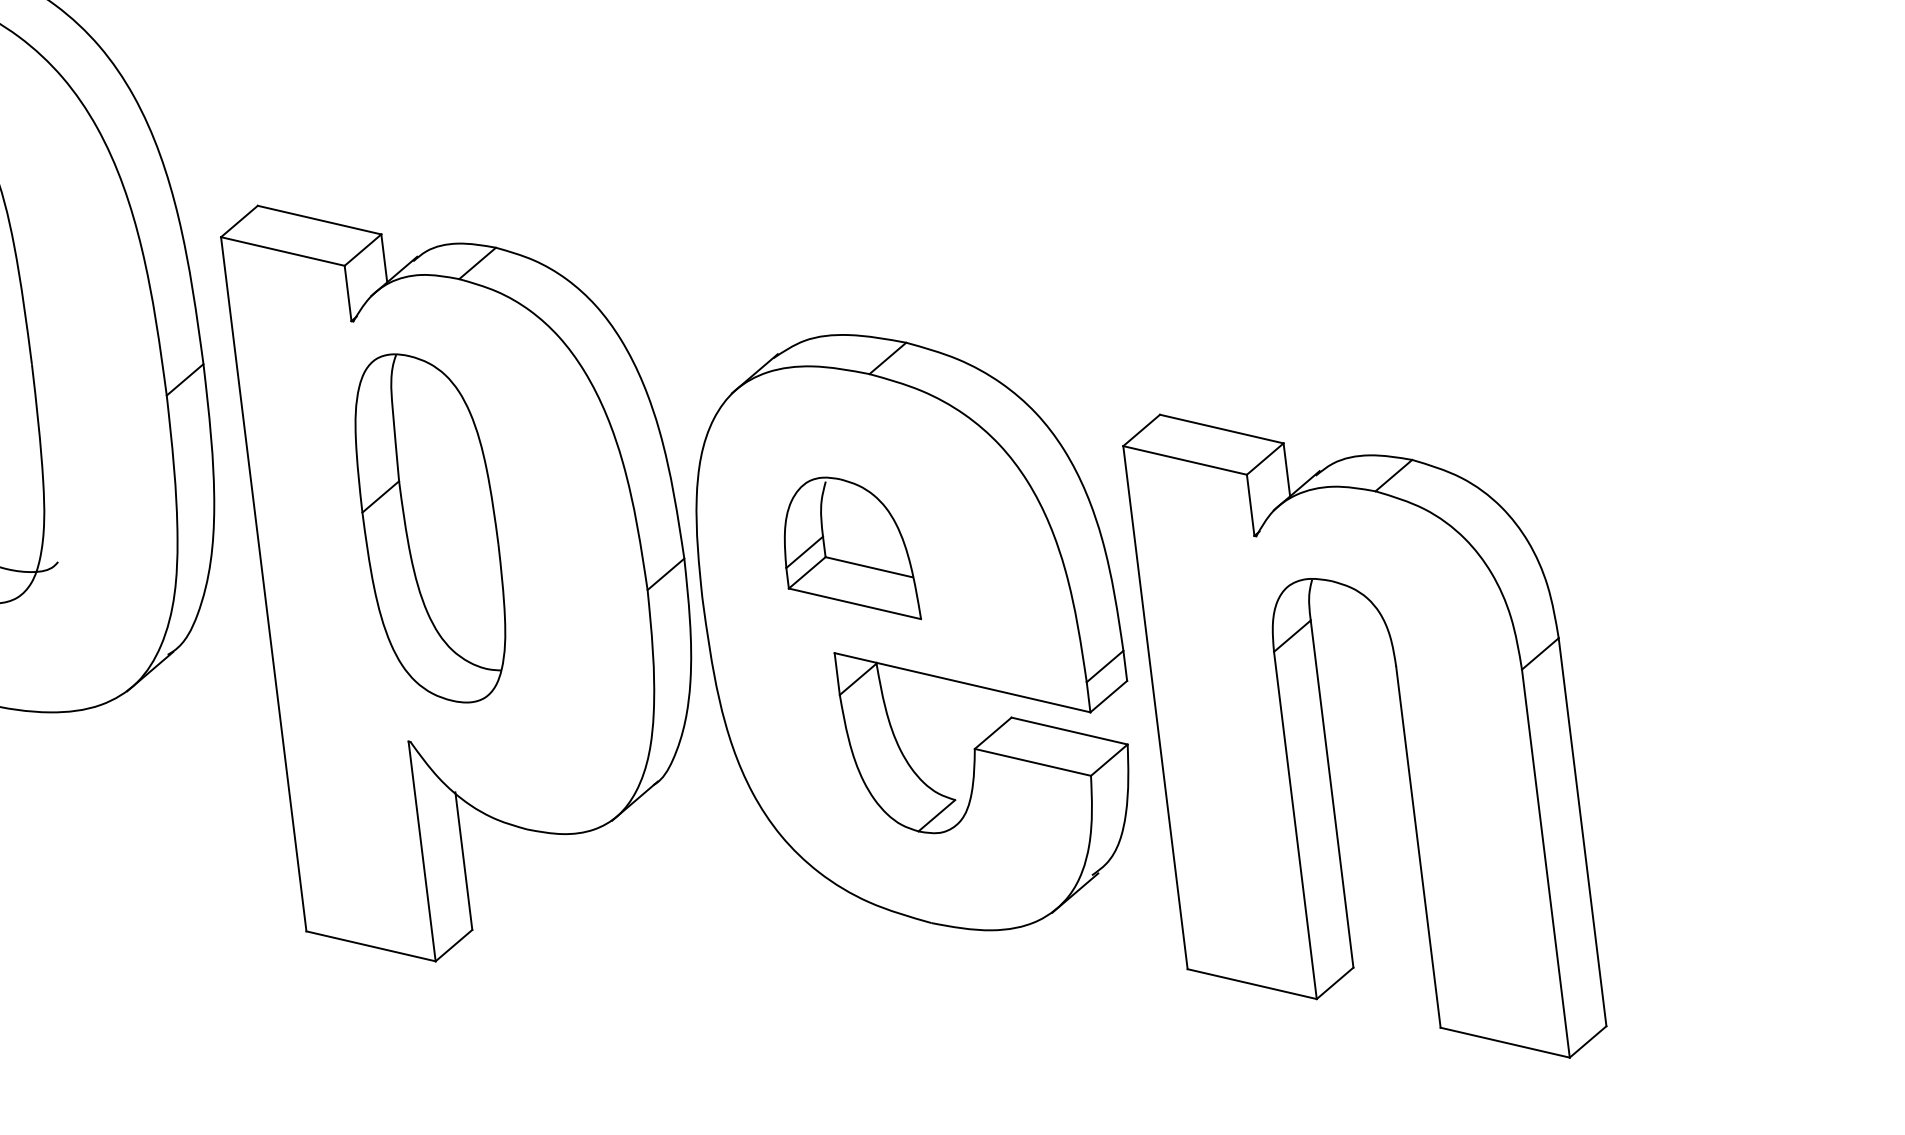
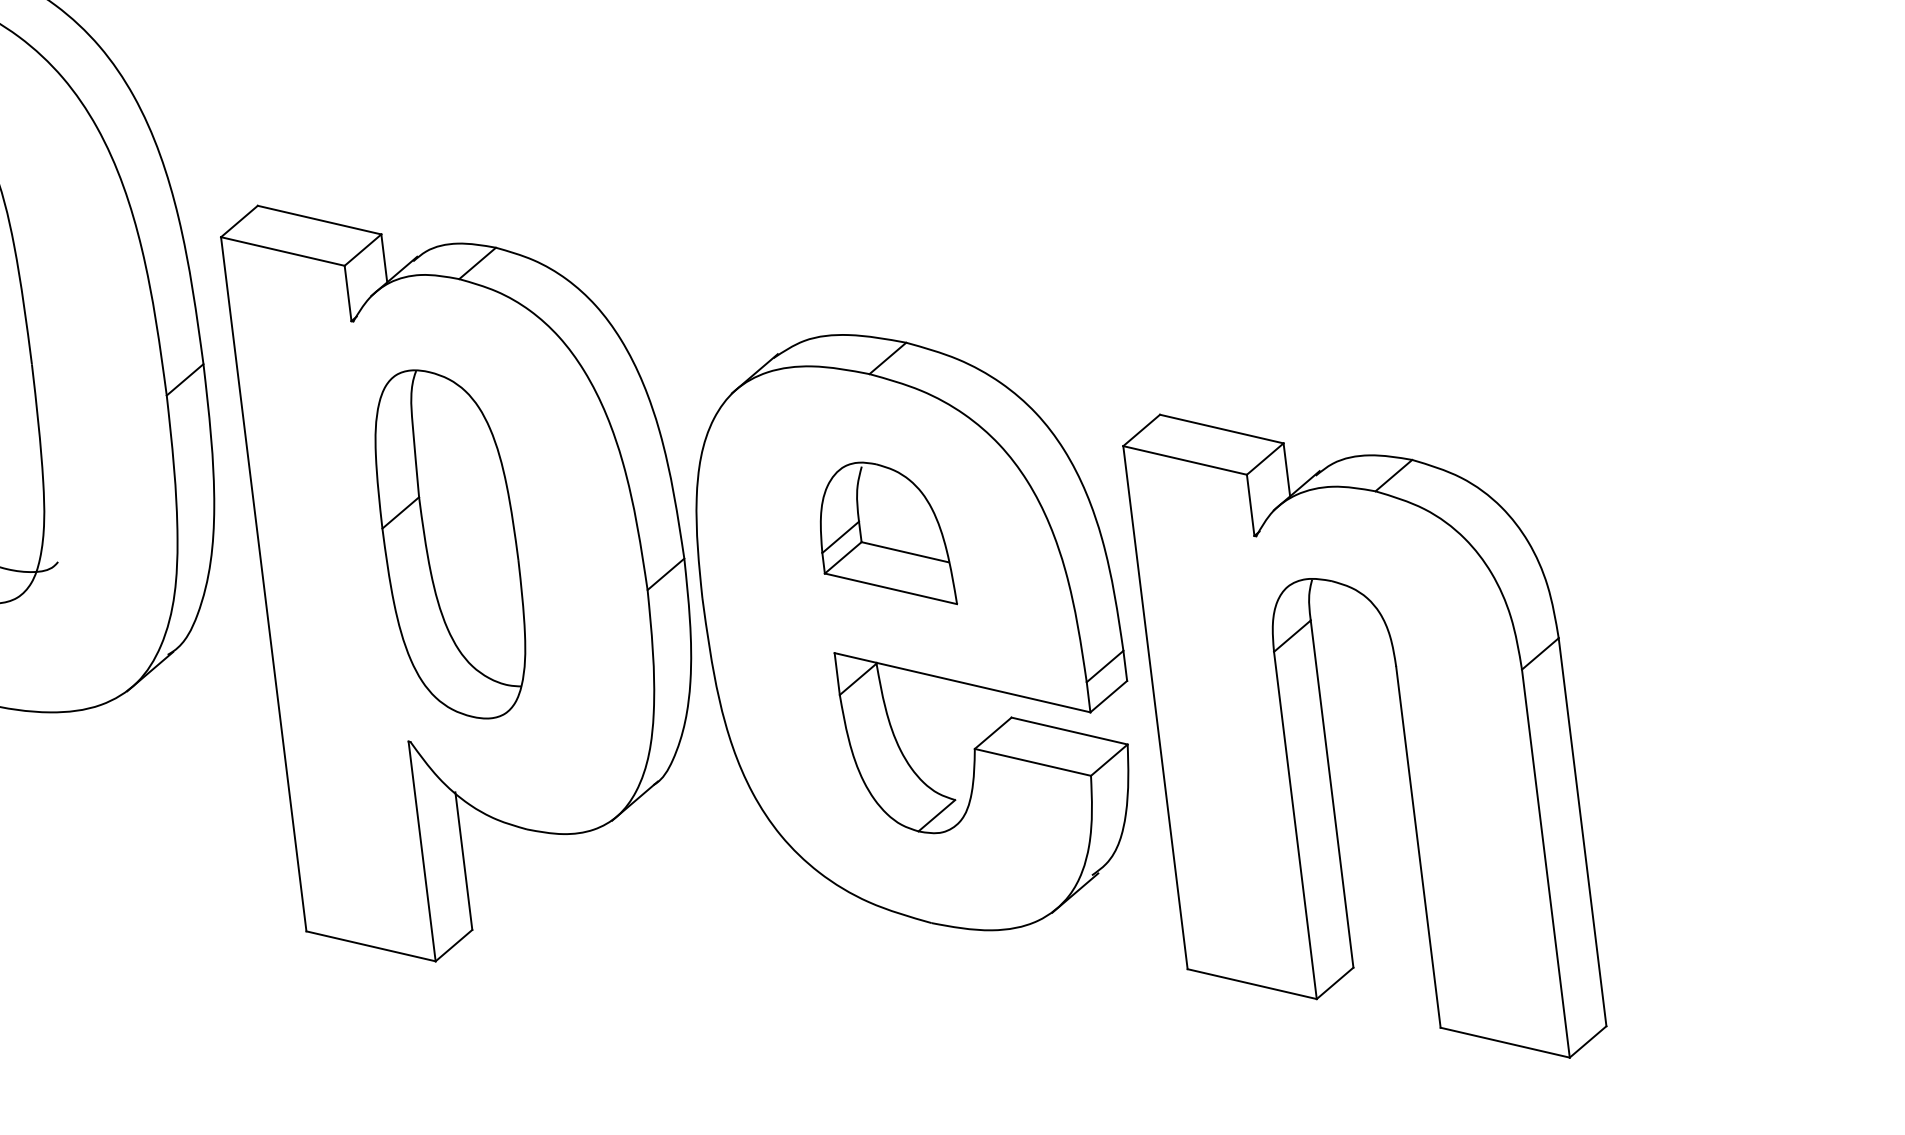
part position: (430, 528) -> (450, 544) (450, 544)
part position: (852, 548) -> (888, 533) (888, 533)
